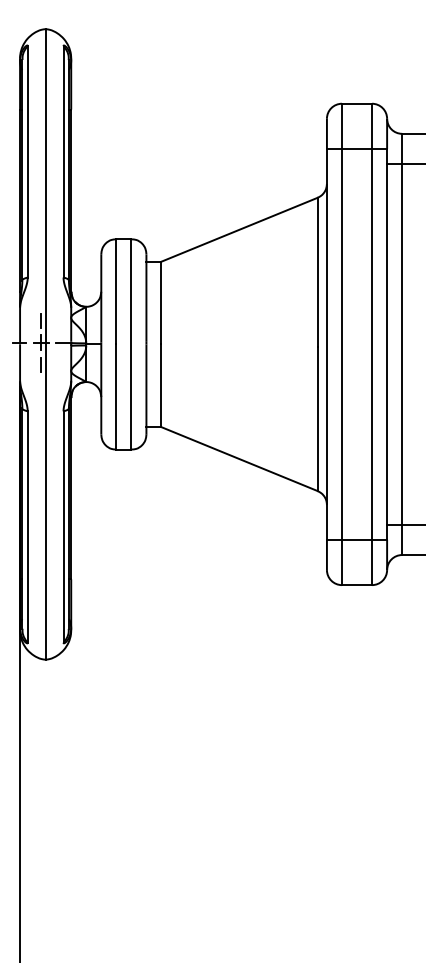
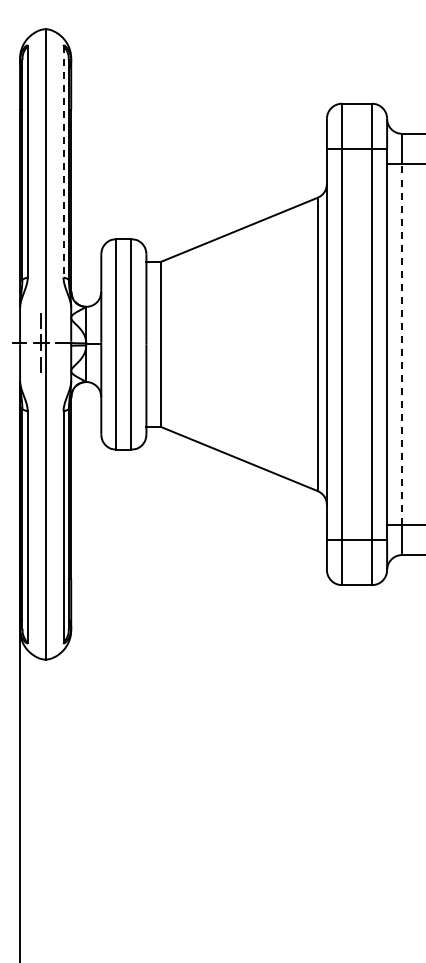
line: solid -> dashed (63, 161)
line: solid -> dashed (402, 344)
